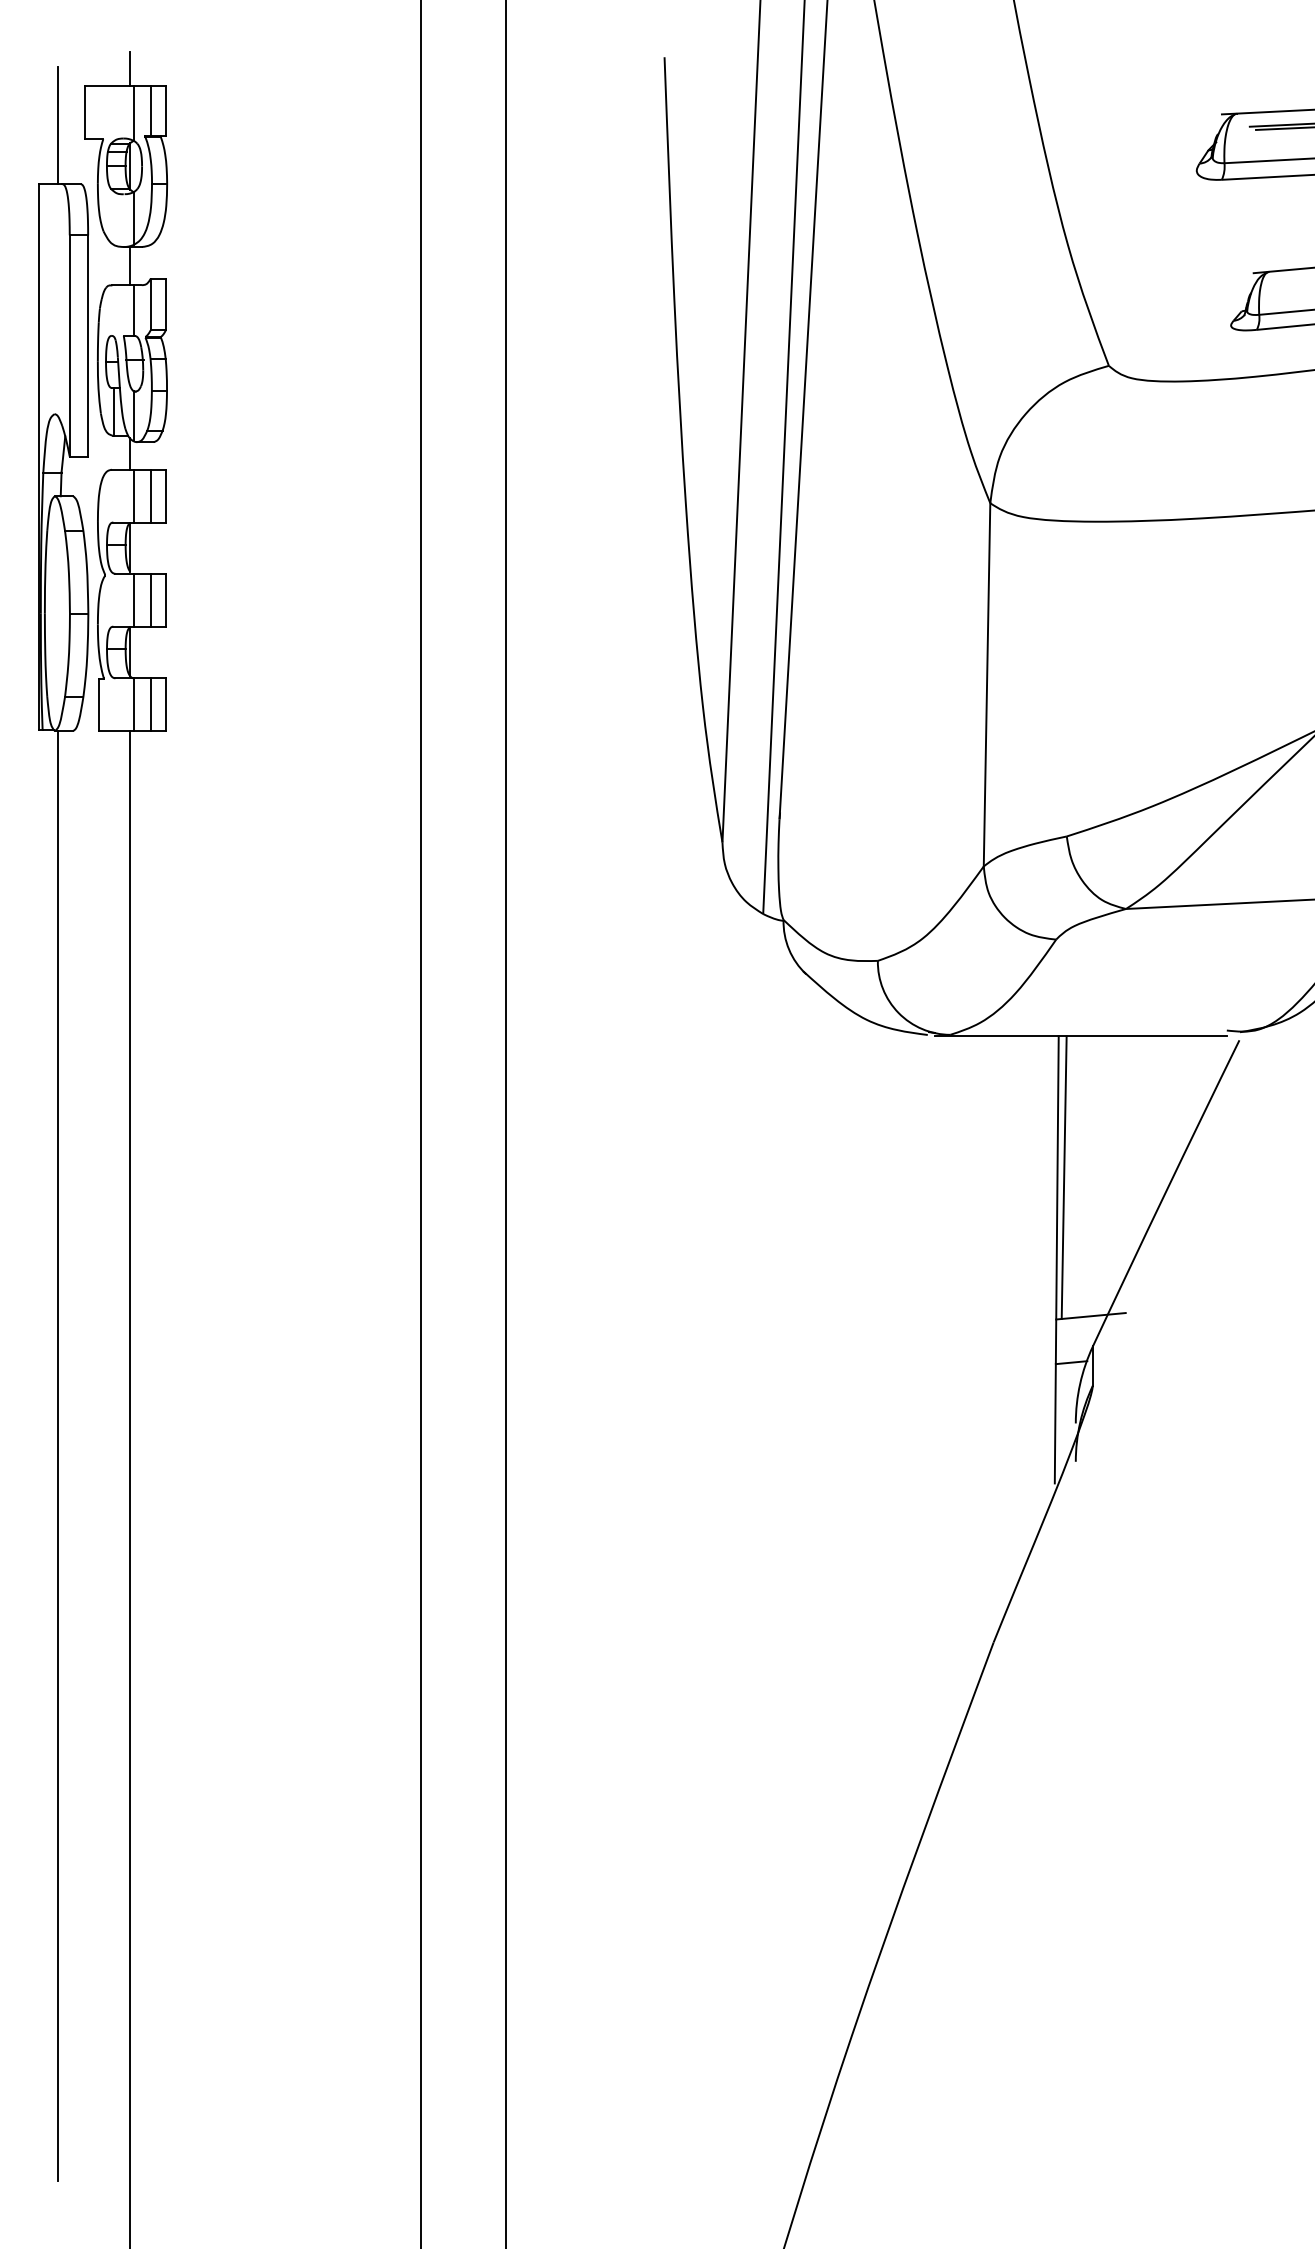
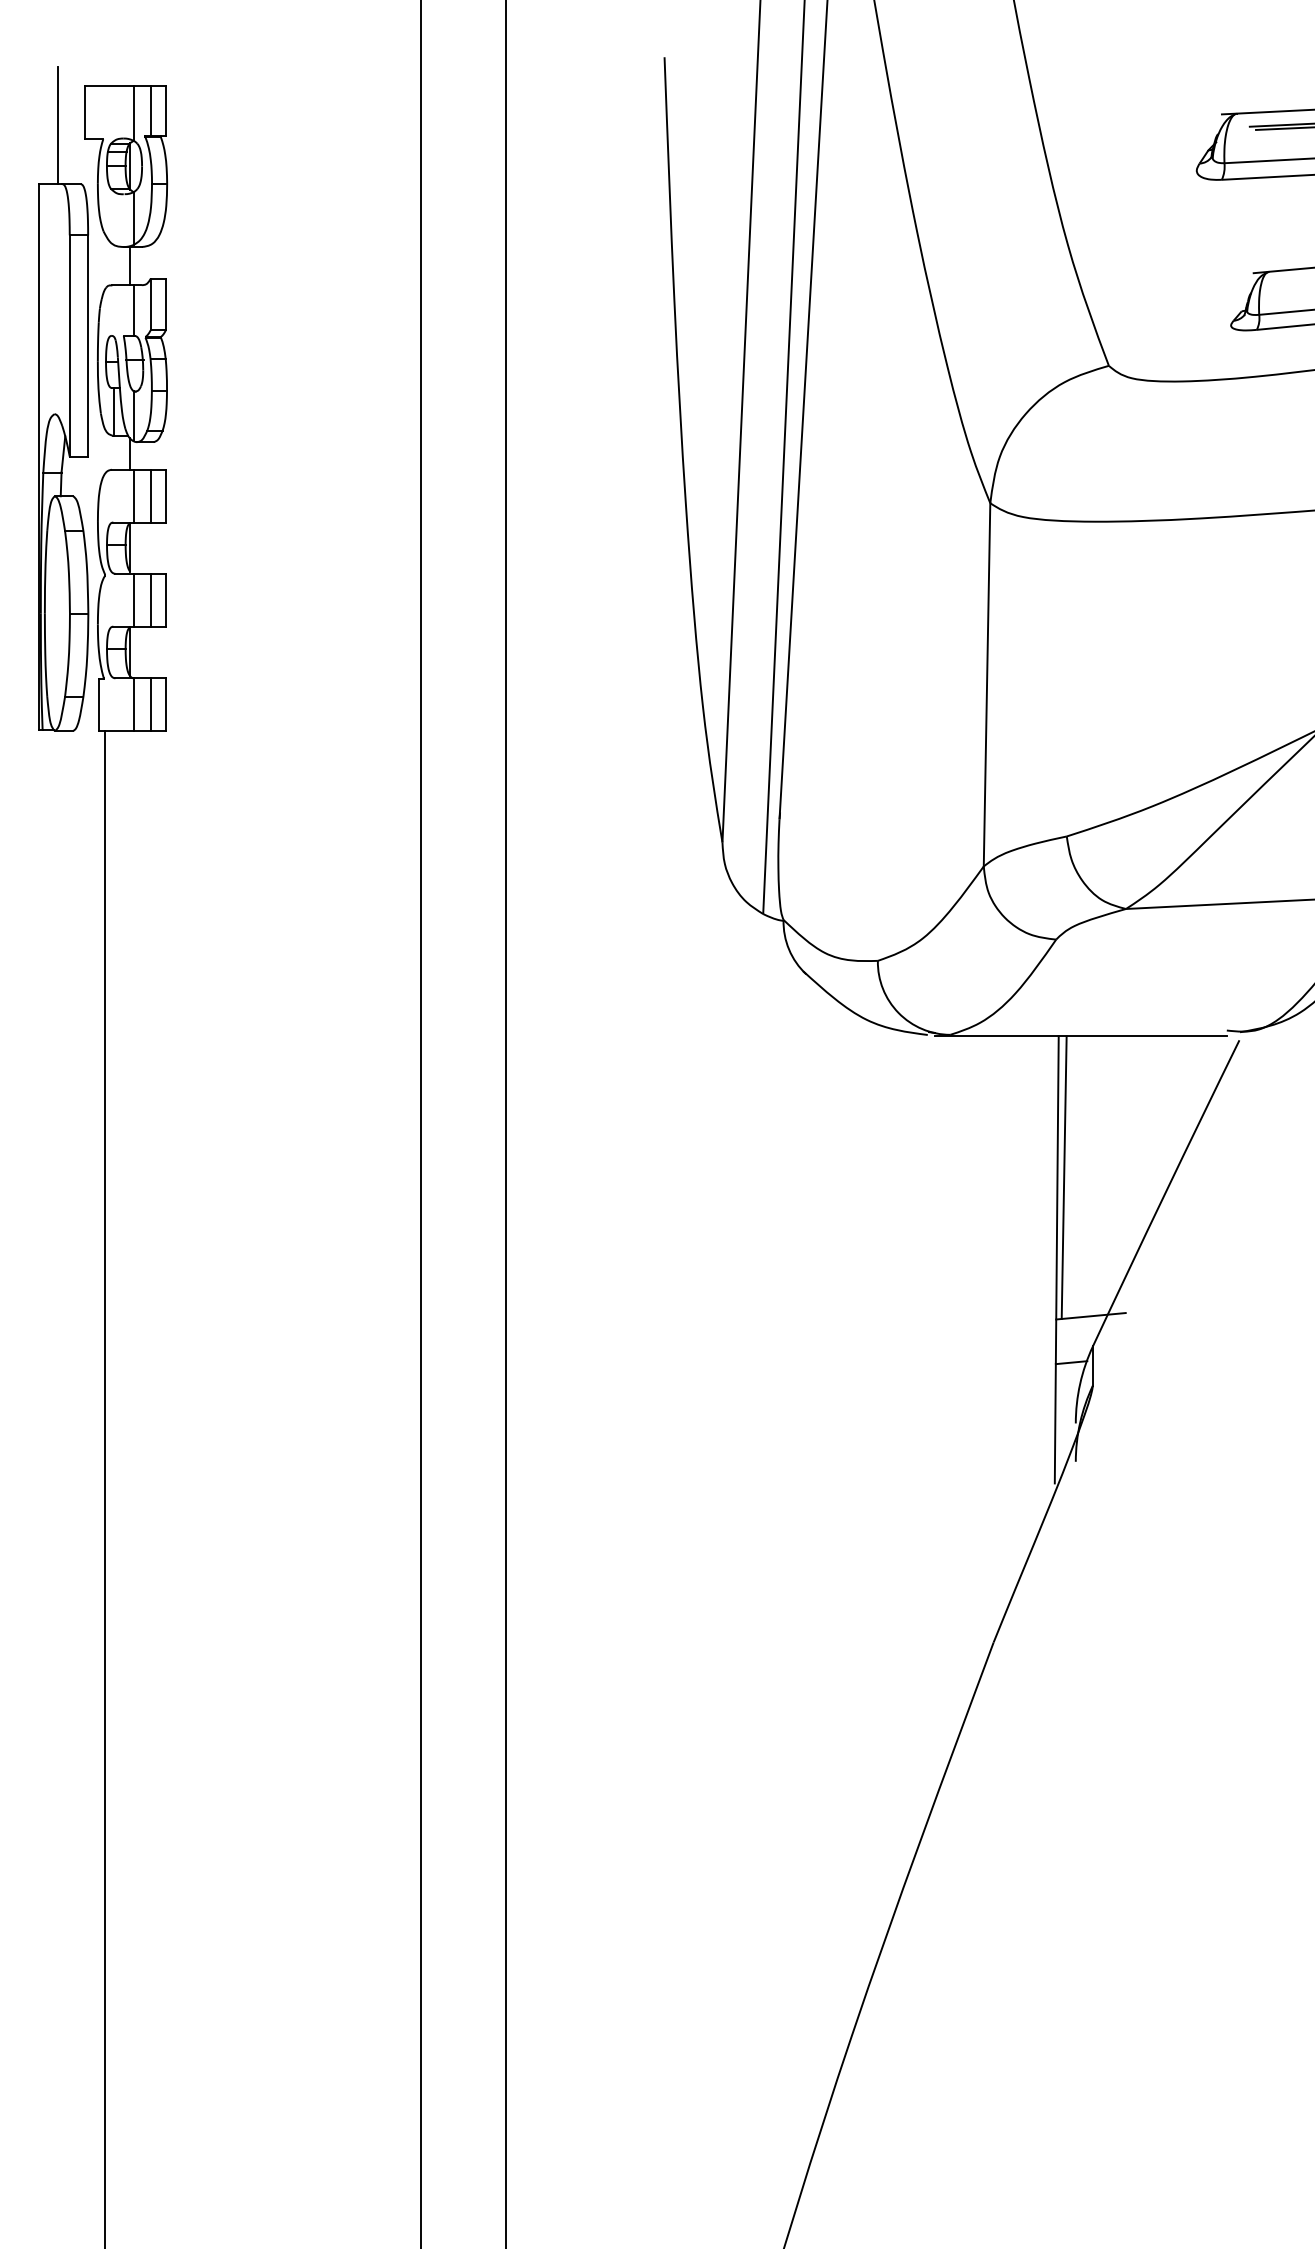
line: present -> none (130, 68)
line: present -> none (57, 1455)
line position: (130, 1487) -> (105, 1487) (105, 1487)
